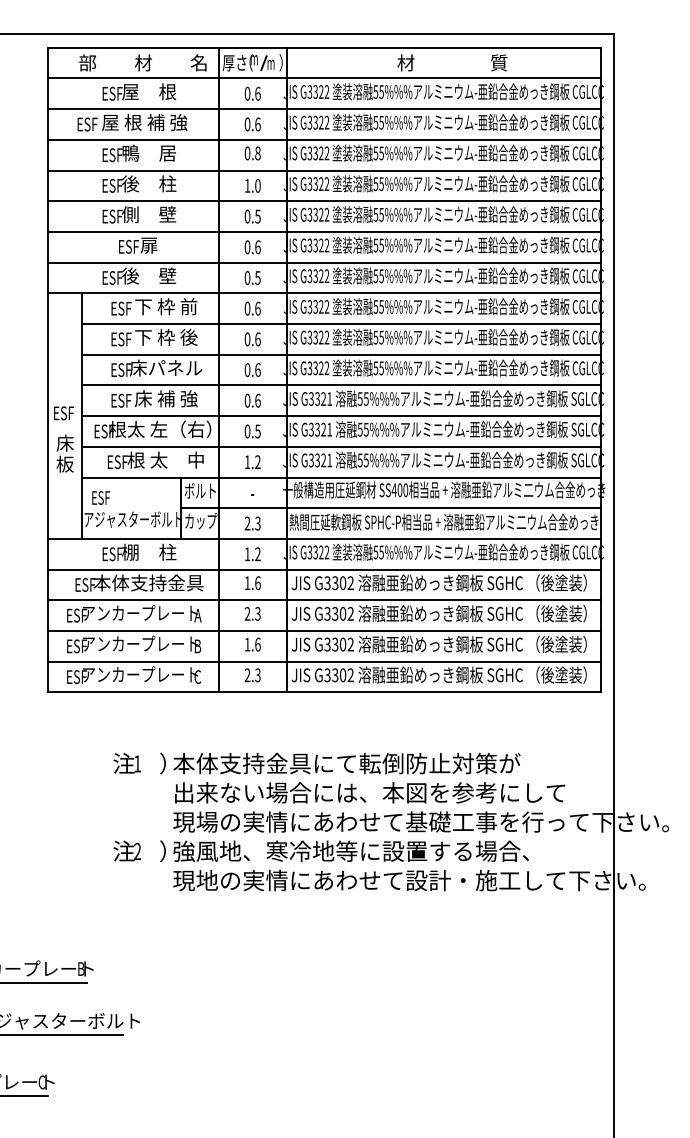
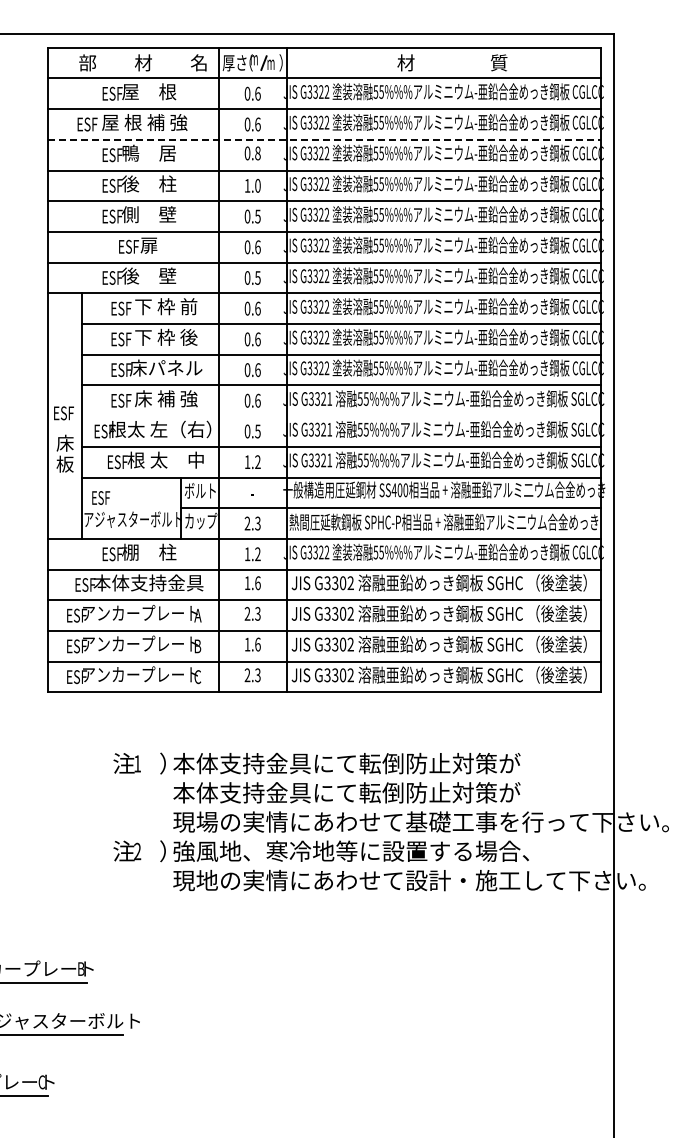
line: solid -> dashed (324, 139)
line: present -> none (341, 416)
text: 出来ない場合には、本図を参考にして -> 本体支持金具にて転倒防止対策が (369, 792)
